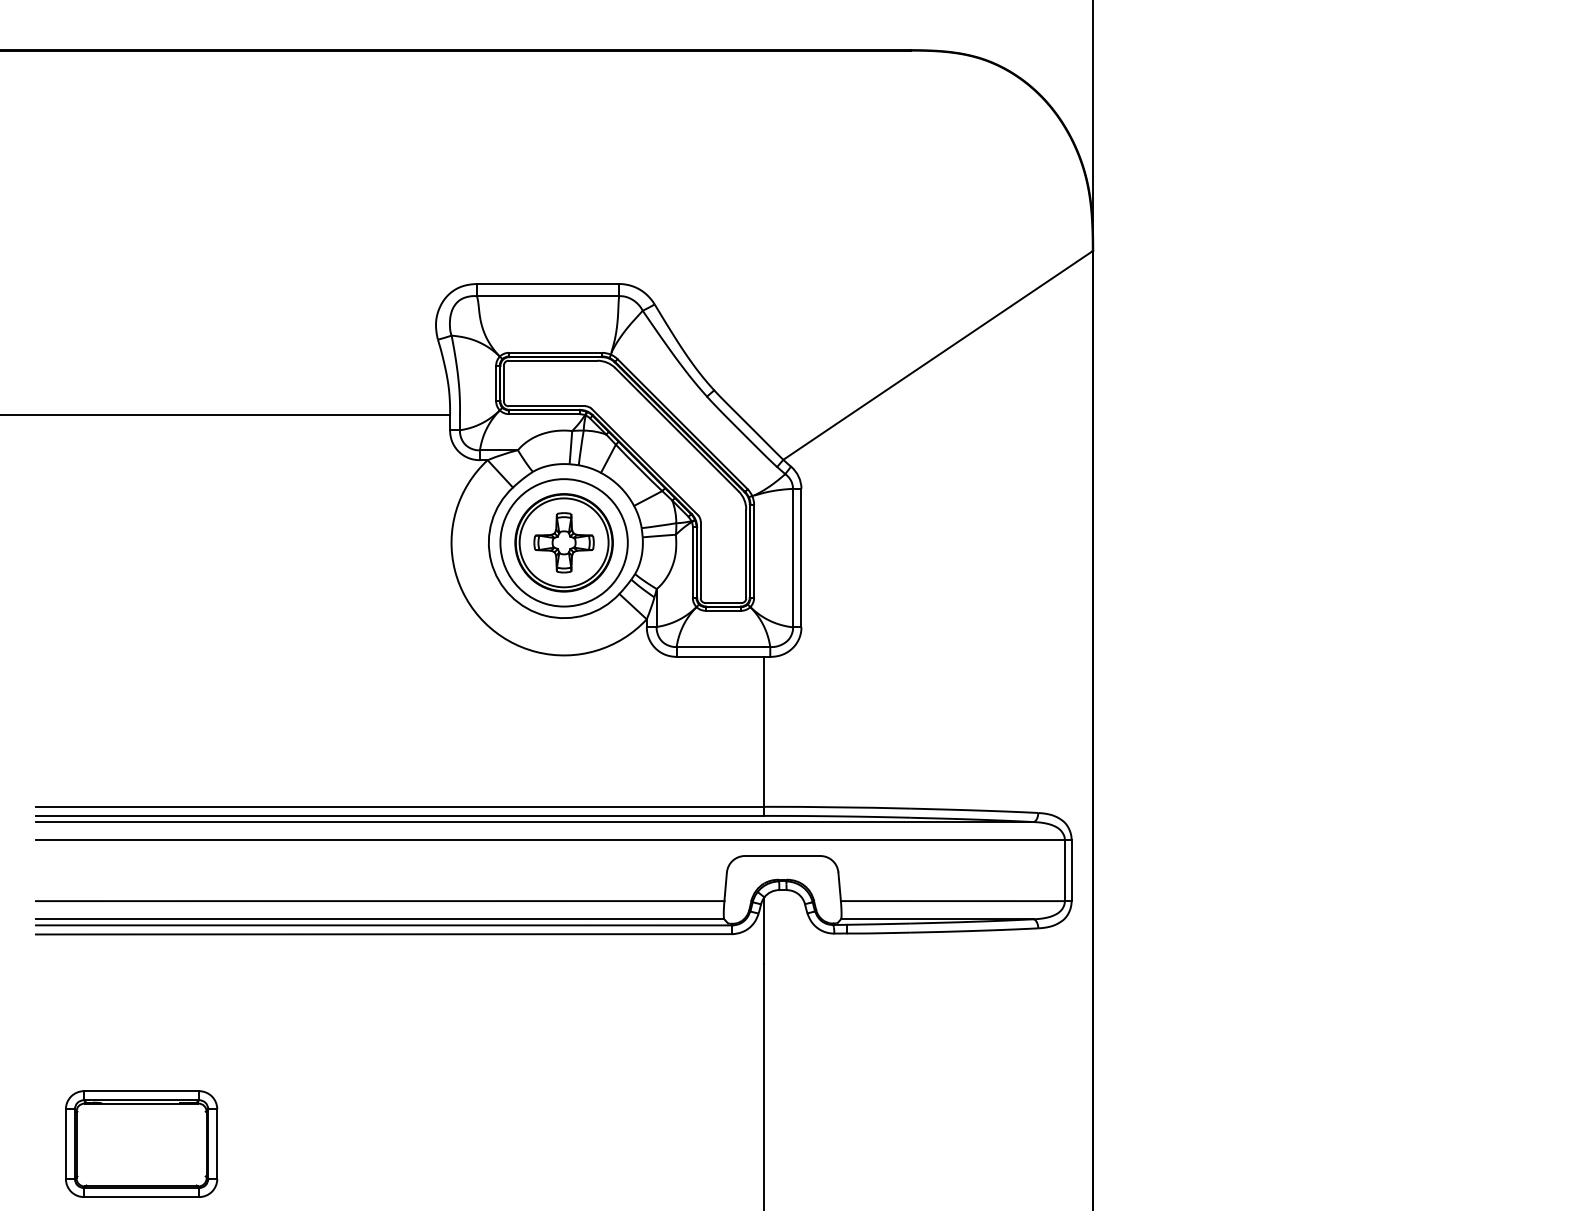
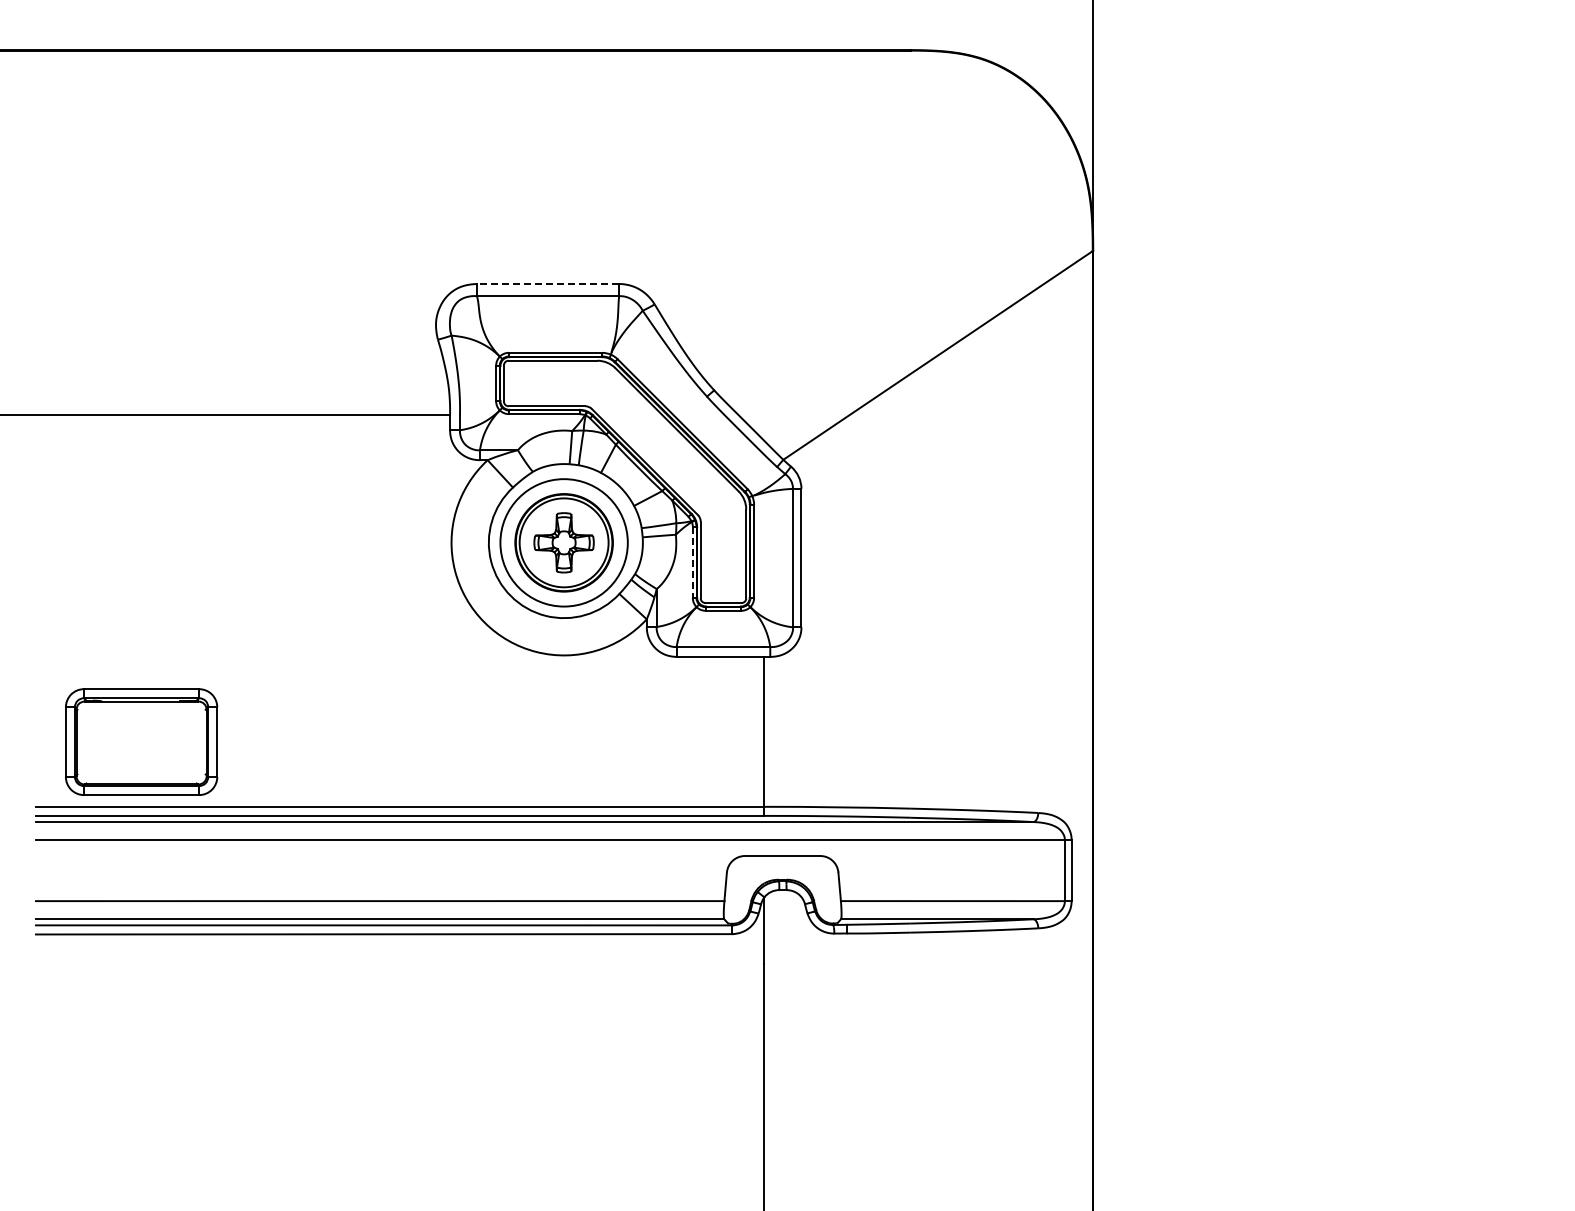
line: solid -> dashed (547, 283)
line: solid -> dashed (692, 563)
part position: (141, 1143) -> (141, 741) (141, 741)
